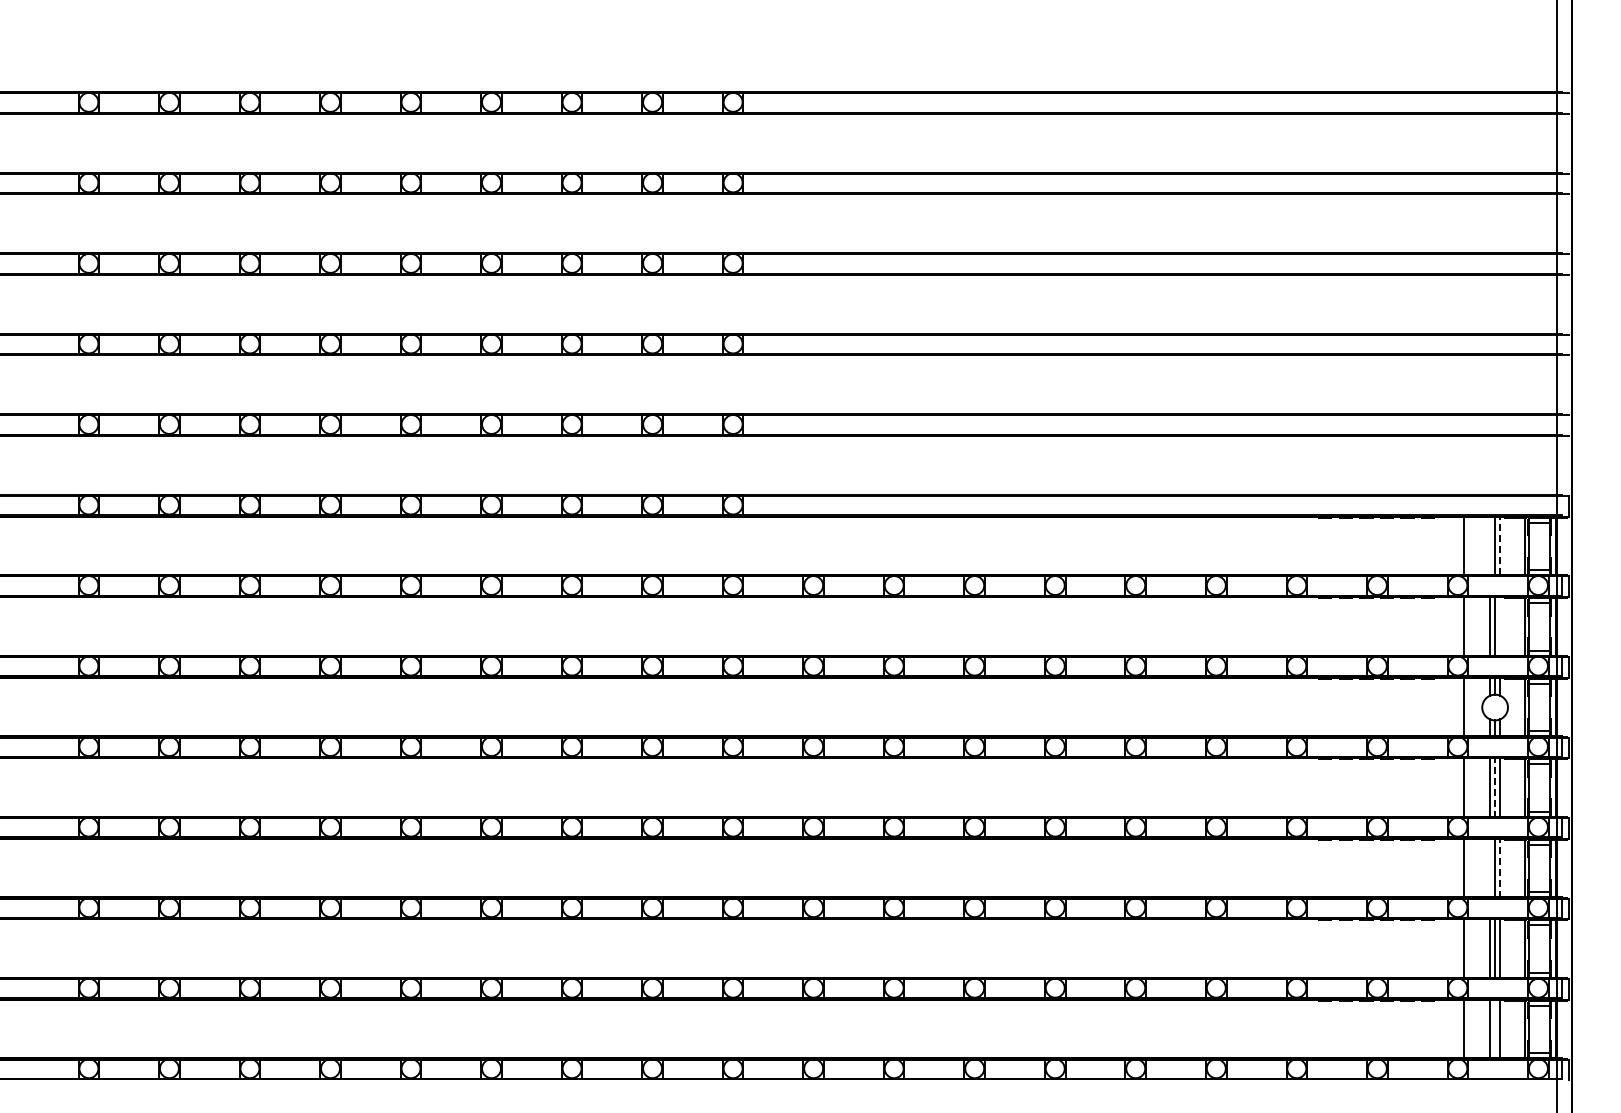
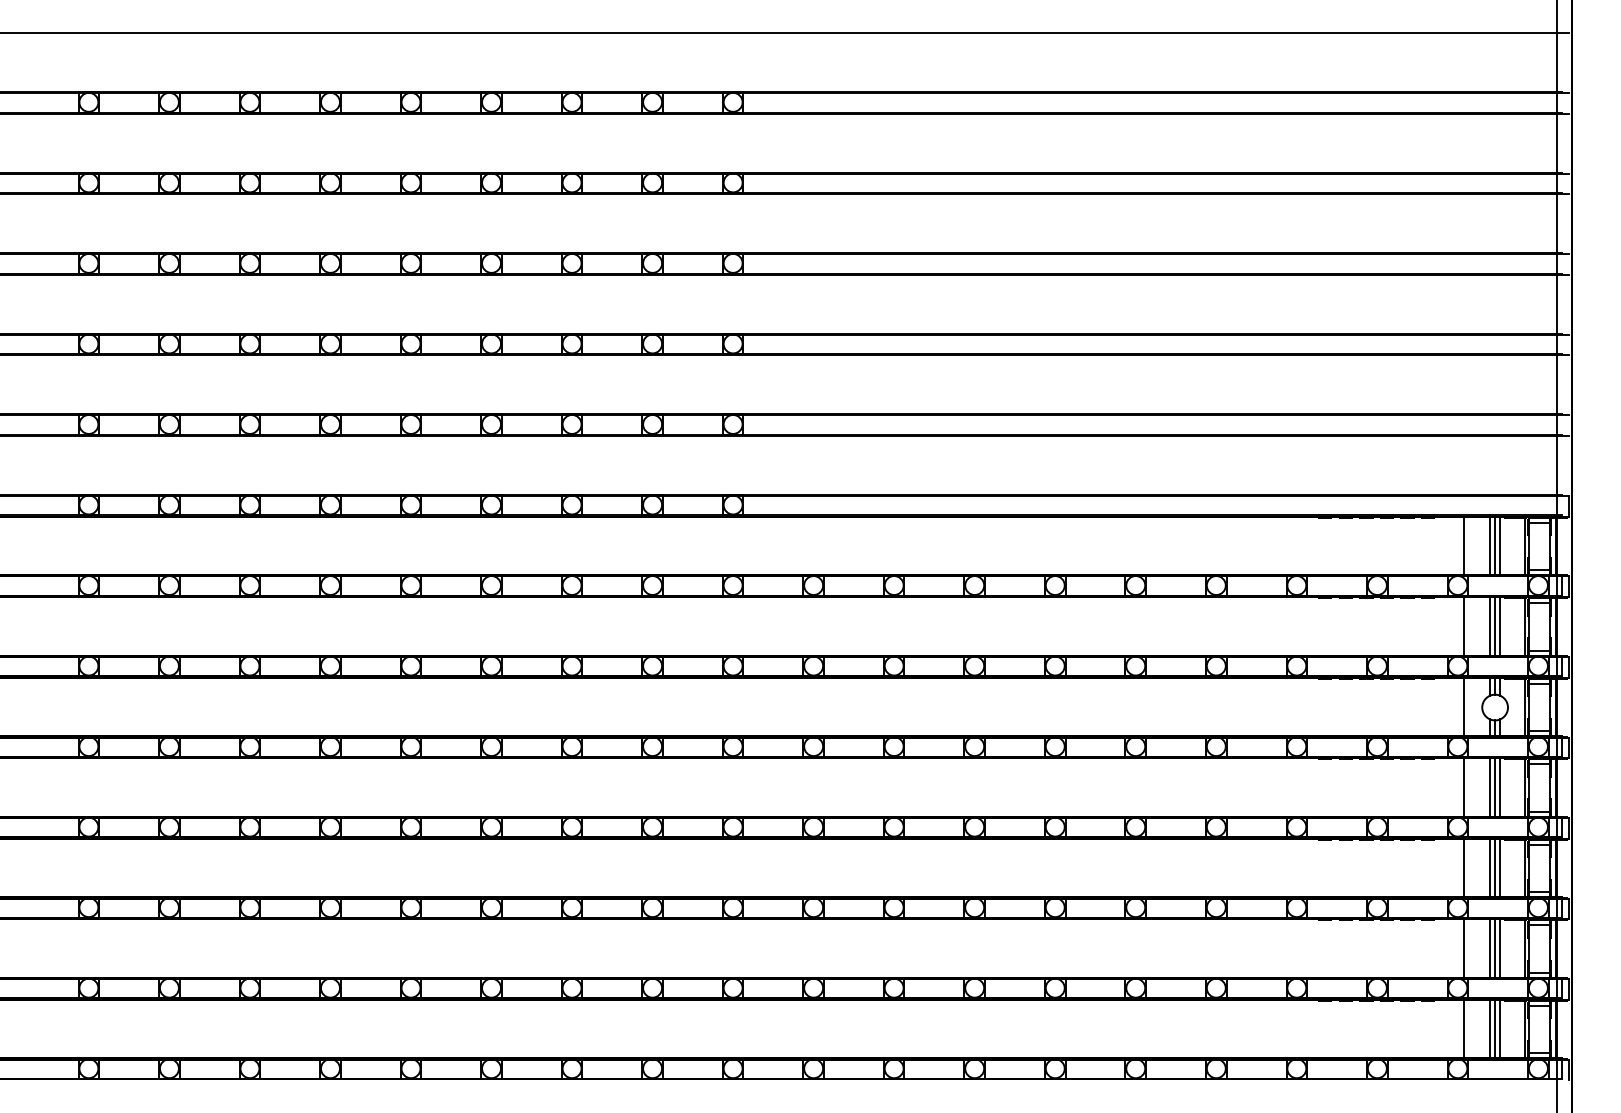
line: none -> present (785, 33)
line: none -> present (1489, 546)
line: dashed -> solid (1500, 546)
line: none -> present (1500, 626)
line: dashed -> solid (1495, 788)
line: none -> present (1489, 868)
line: dashed -> solid (1500, 868)
line: none -> present (1495, 1029)
